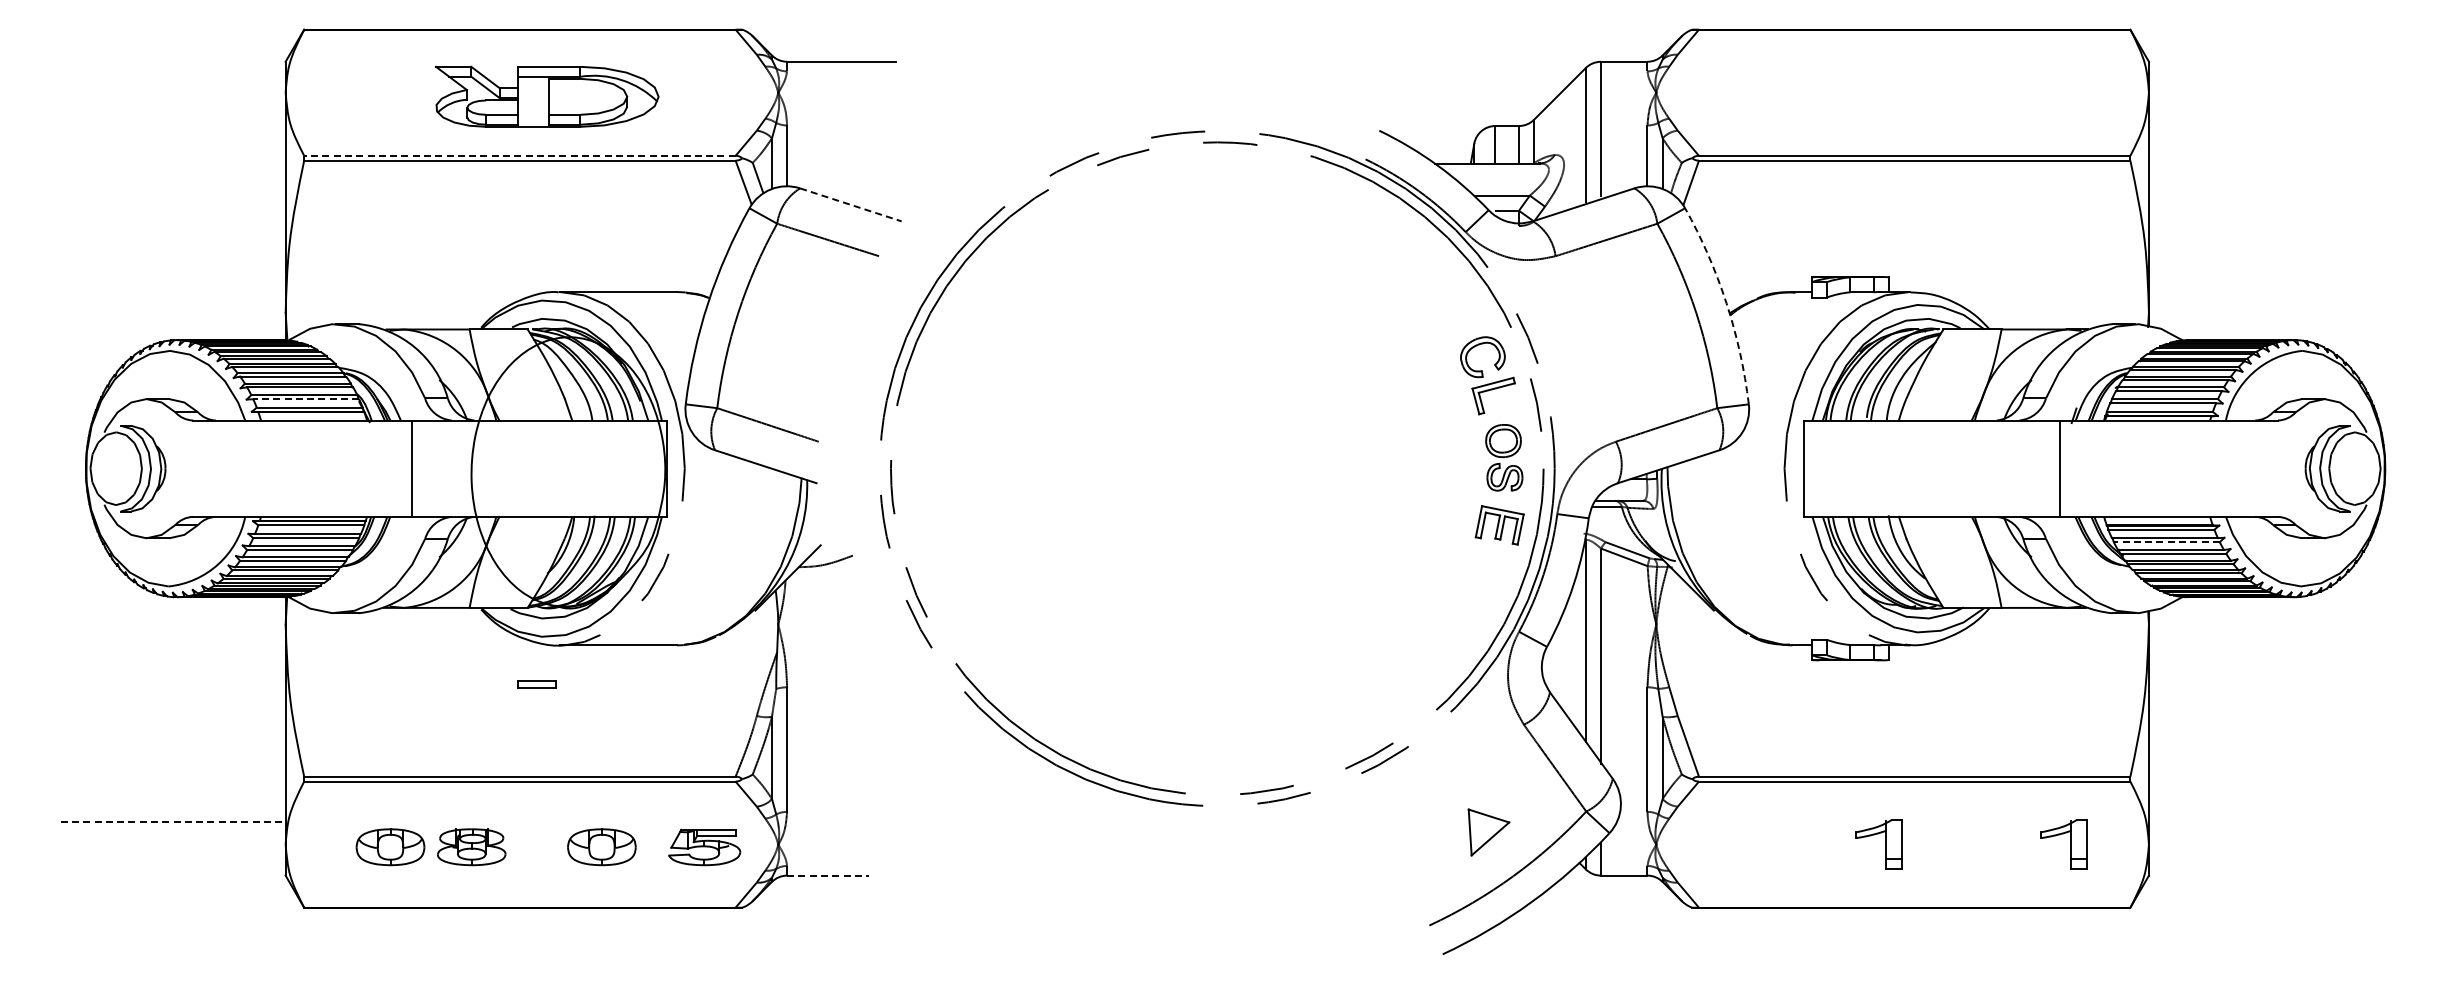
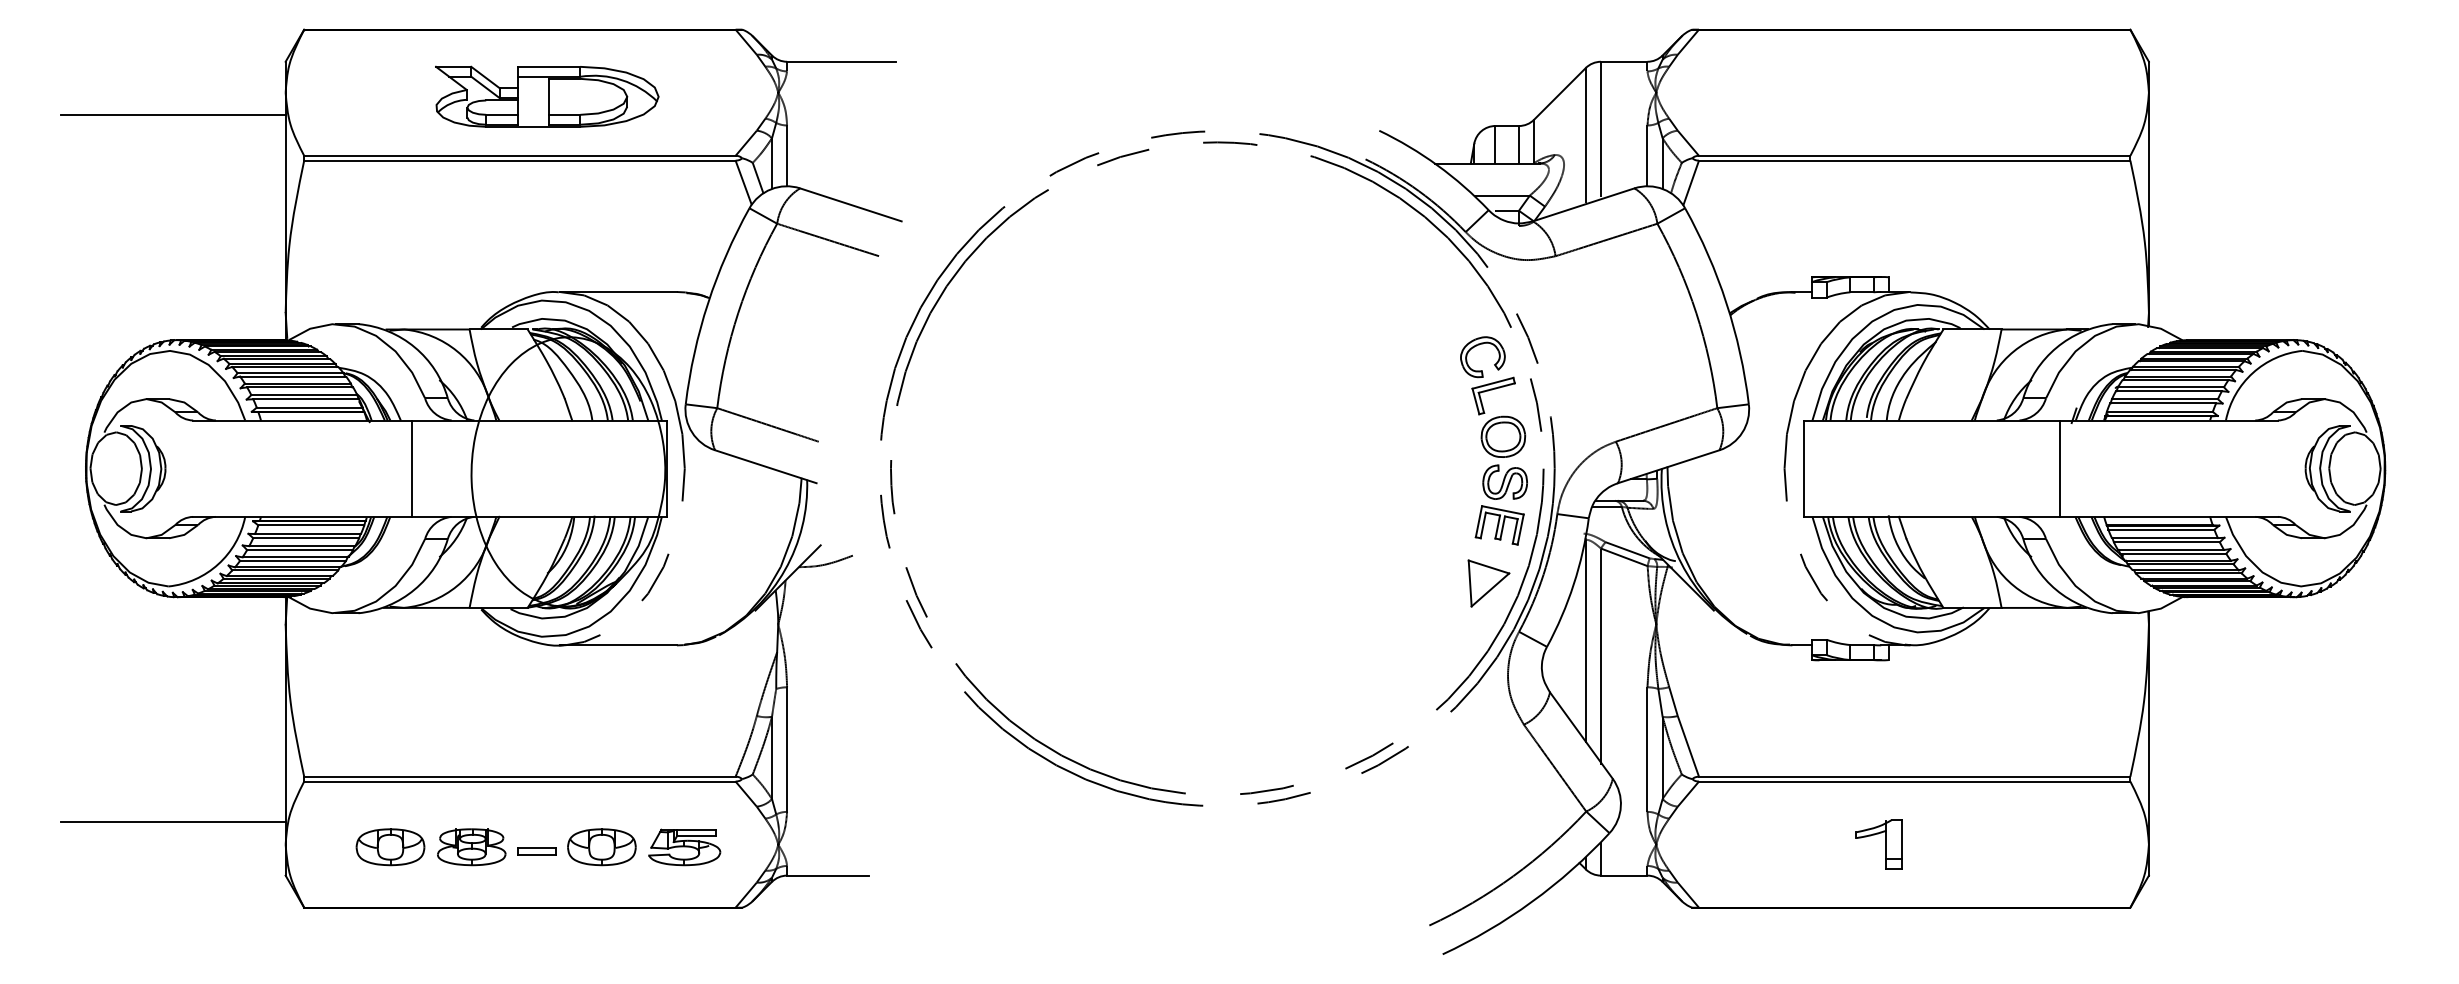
line: none -> present (172, 115)
line: dashed -> solid (519, 155)
line: dashed -> solid (851, 205)
arc: dashed -> solid (1726, 303)
line: dashed -> solid (305, 399)
part size: 39x68 px -> 48x85 px (1503, 457)
line: dashed -> solid (2166, 542)
part position: (536, 684) -> (536, 851) (536, 851)
line: dashed -> solid (173, 822)
part position: (1488, 832) -> (1488, 583) (1488, 583)
part: present -> none (2070, 844)
part position: (704, 847) -> (684, 847) (684, 847)
line: dashed -> solid (828, 875)
